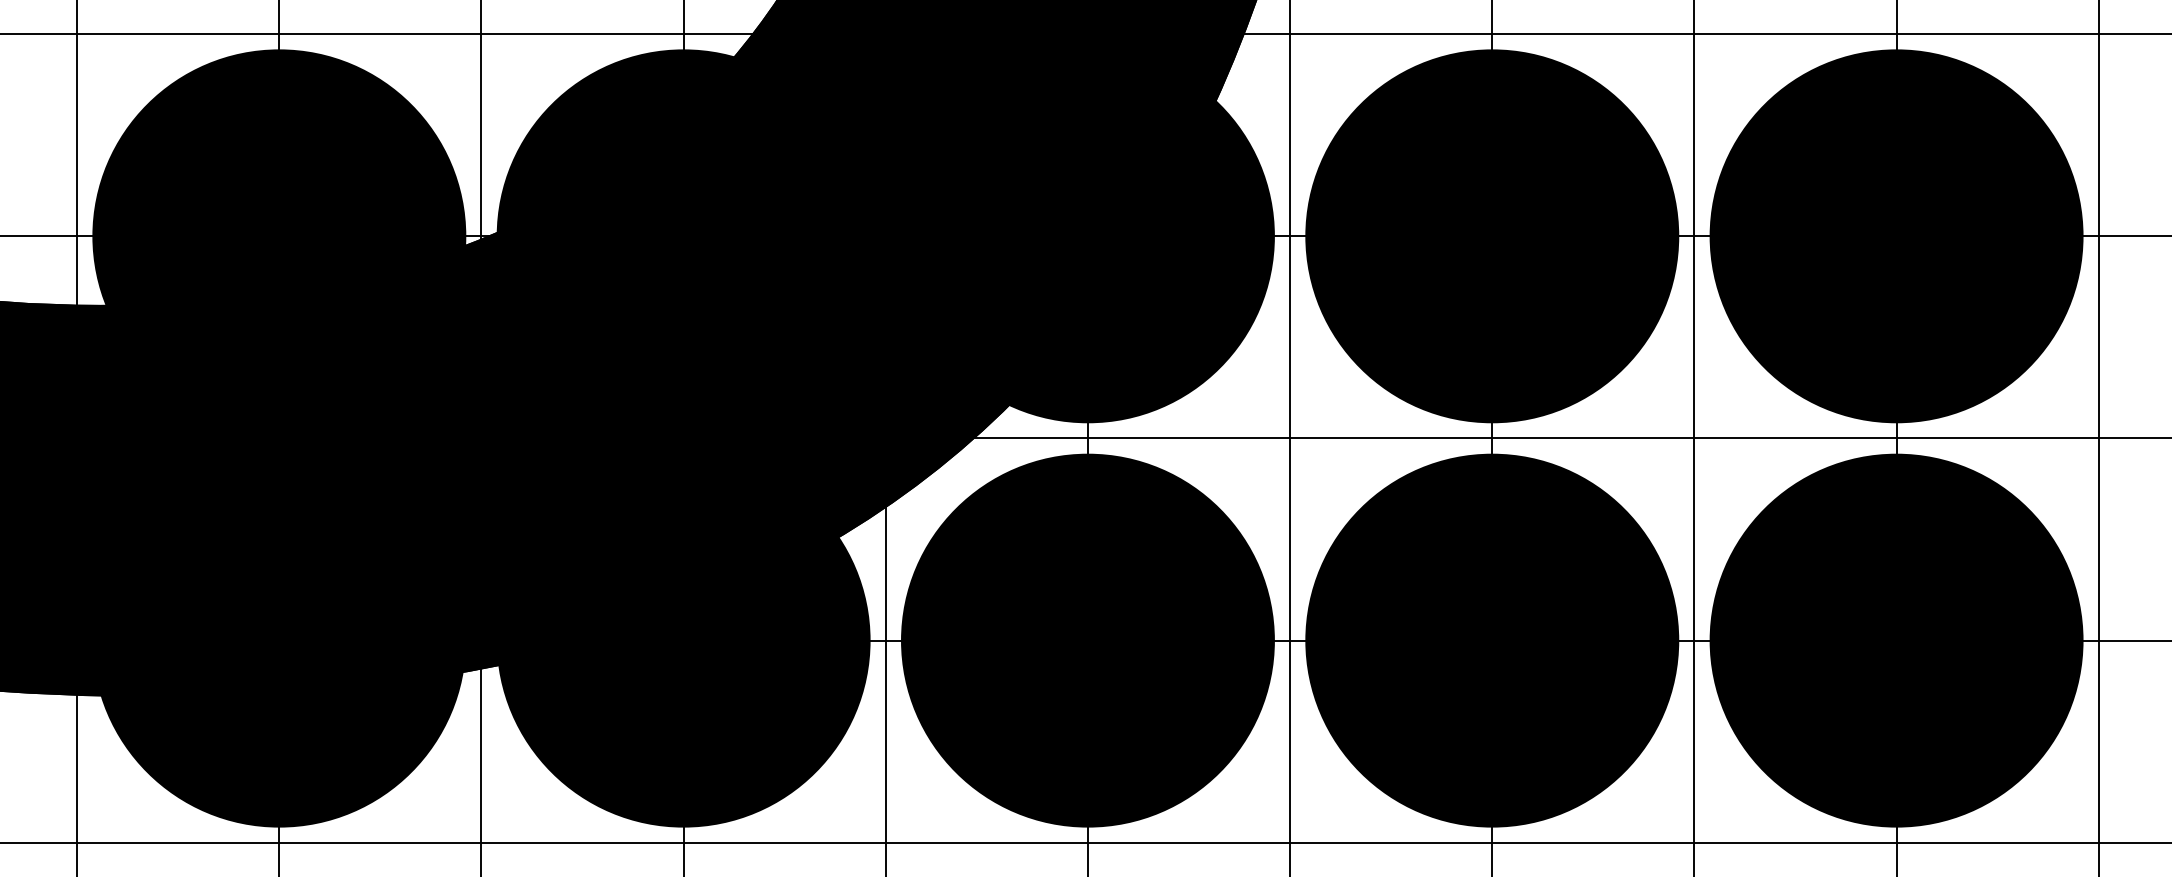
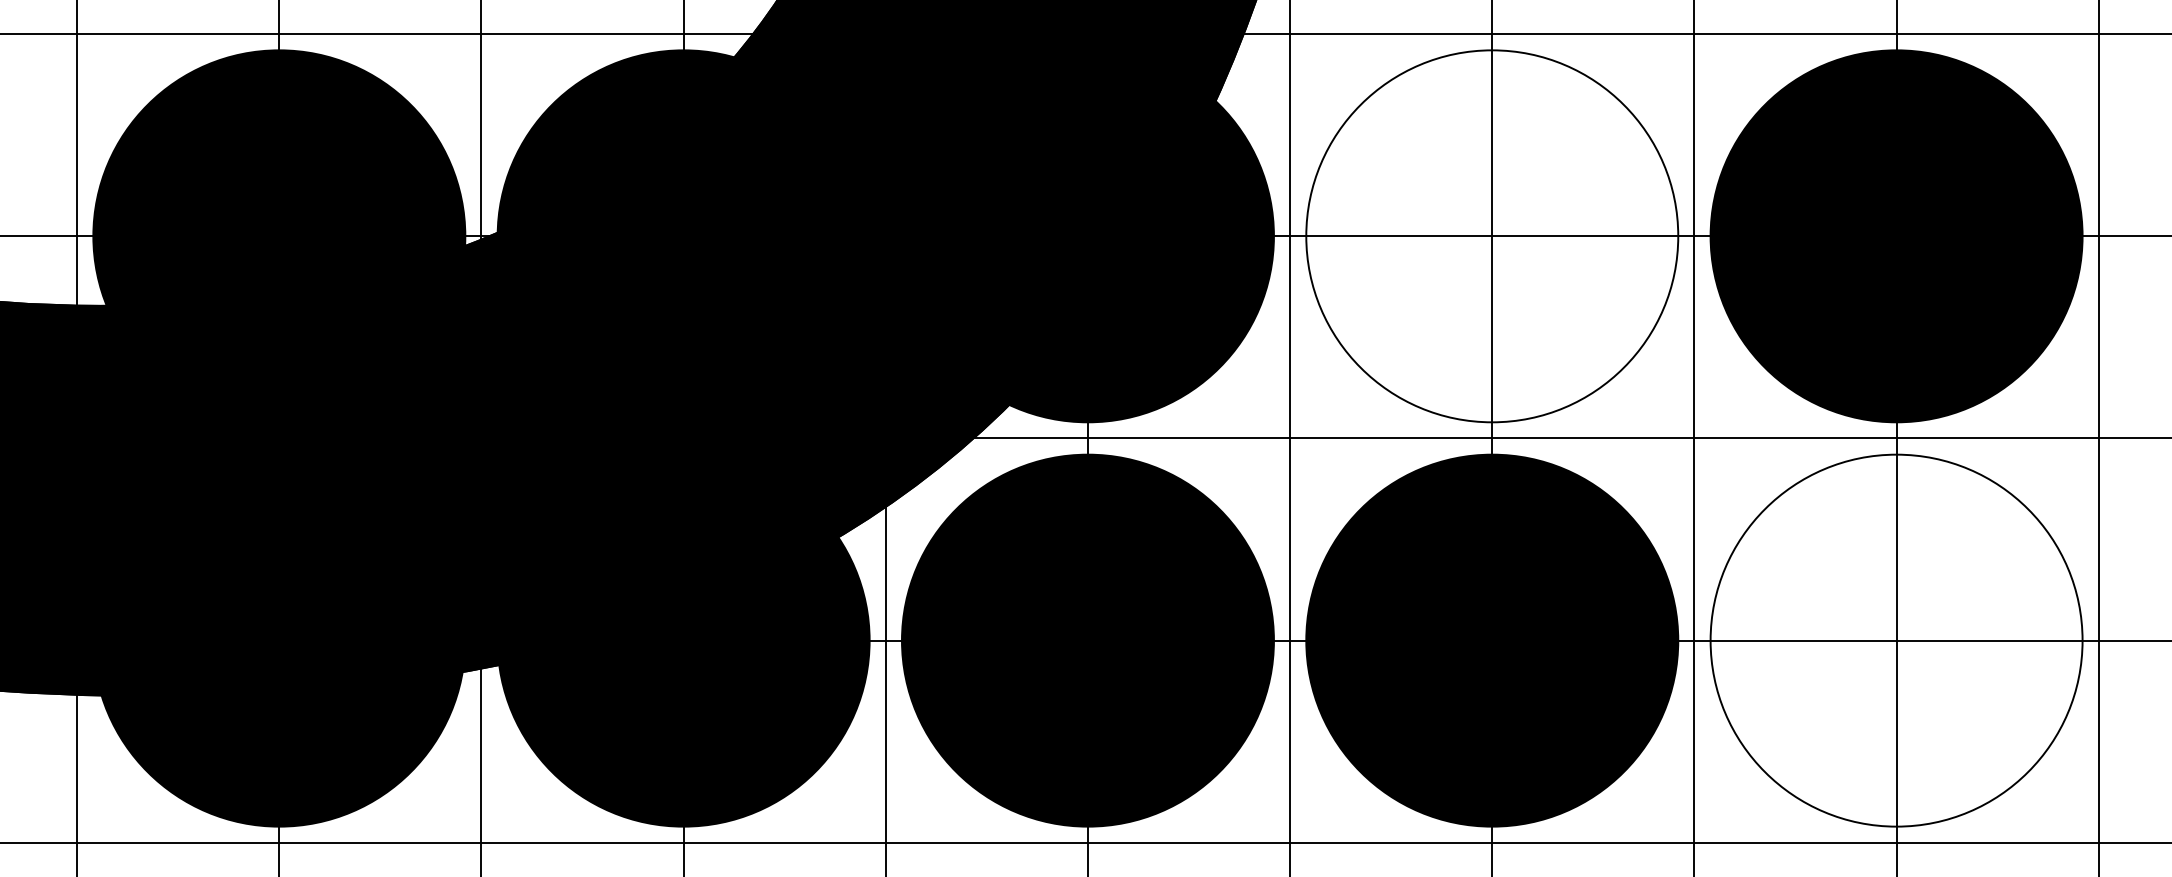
fill: present -> none (1492, 236)
fill: present -> none (1896, 640)
